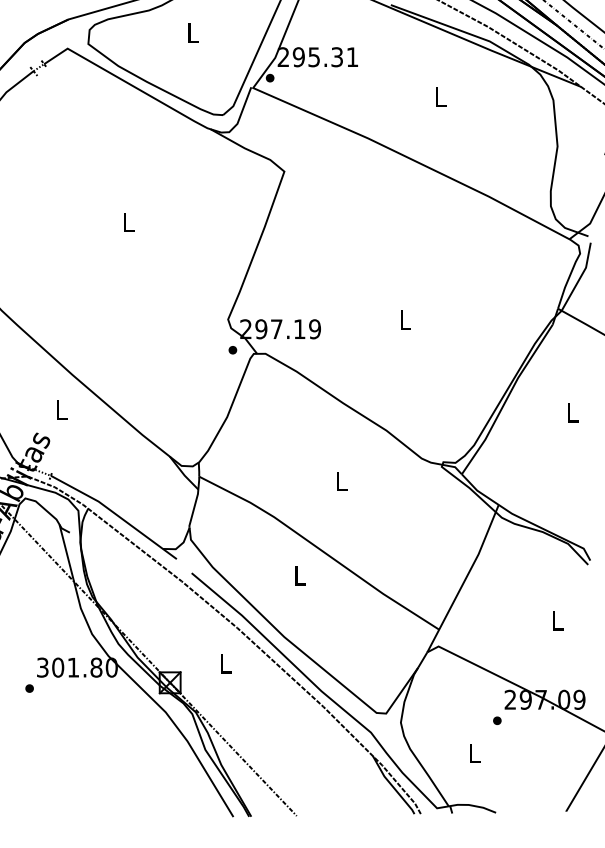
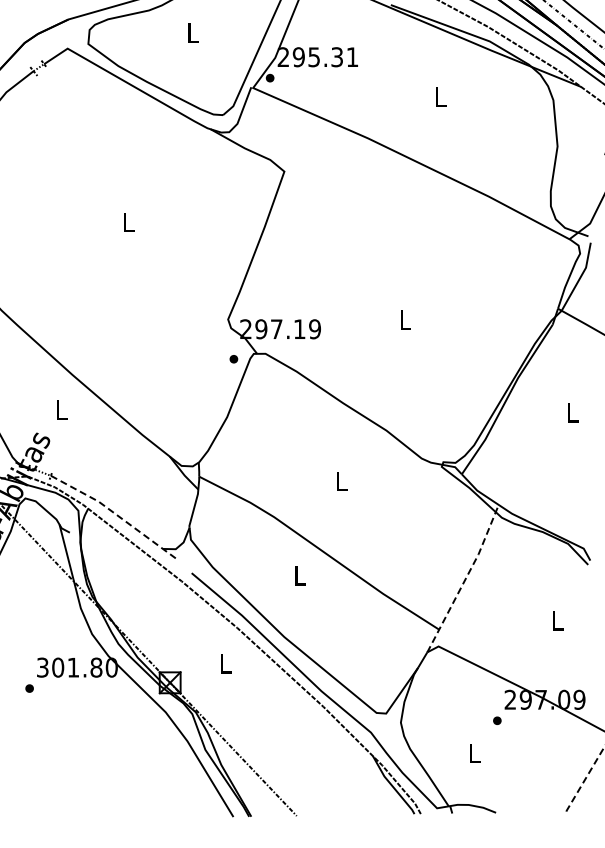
part position: (232, 350) -> (233, 359) (233, 359)
line: solid -> dashed (115, 513)
line: solid -> dashed (465, 579)
line: solid -> dashed (585, 779)
